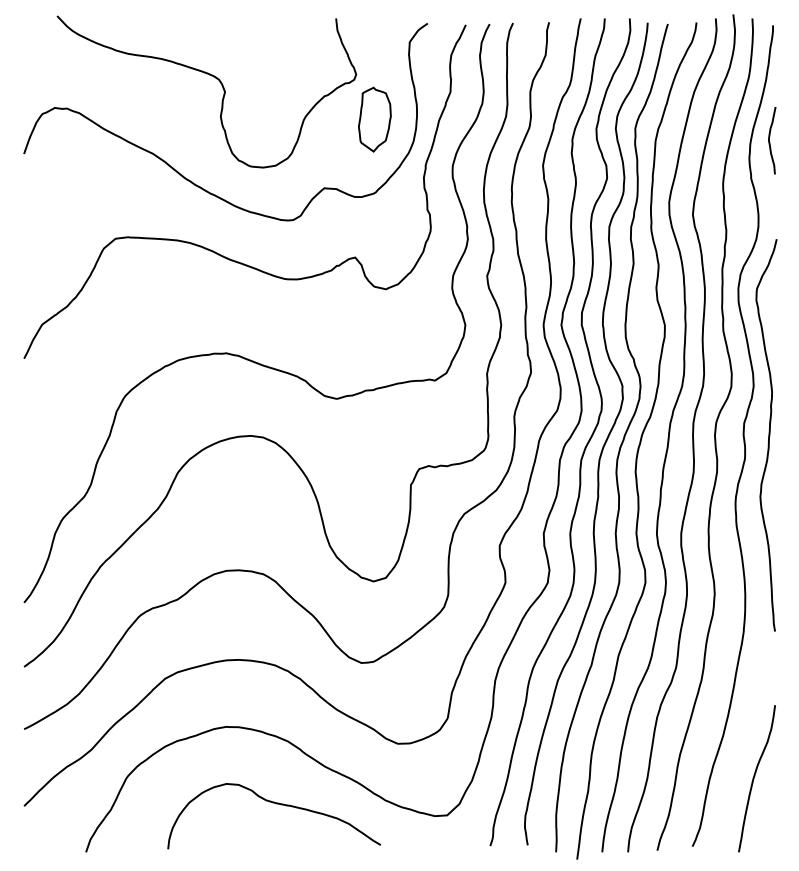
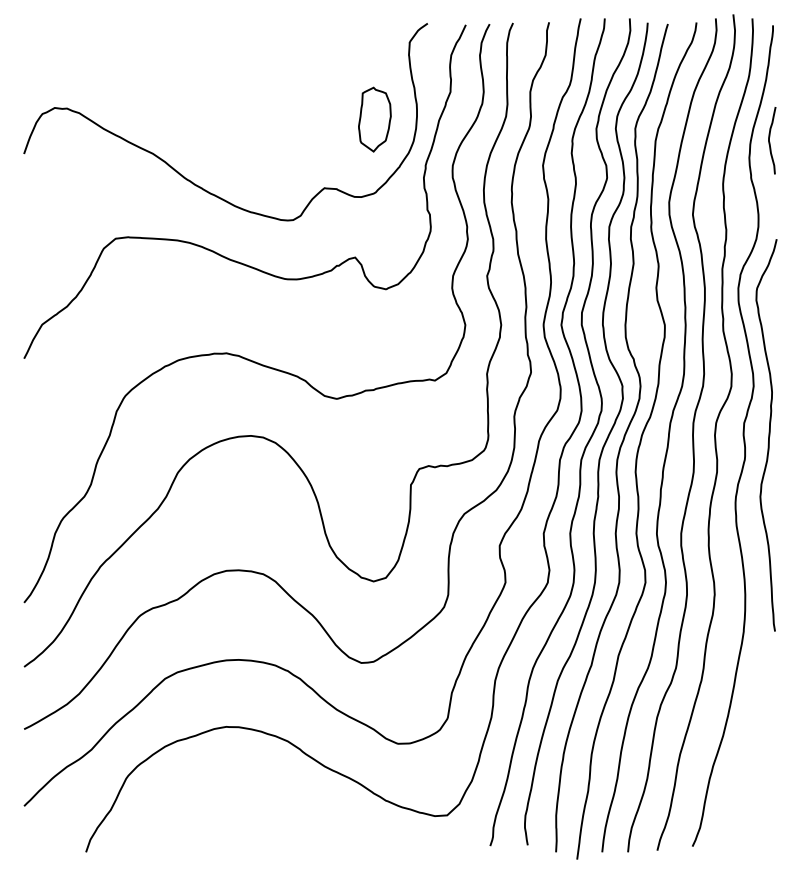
curve: present -> none (216, 79)
curve: present -> none (754, 778)
curve: present -> none (276, 804)
